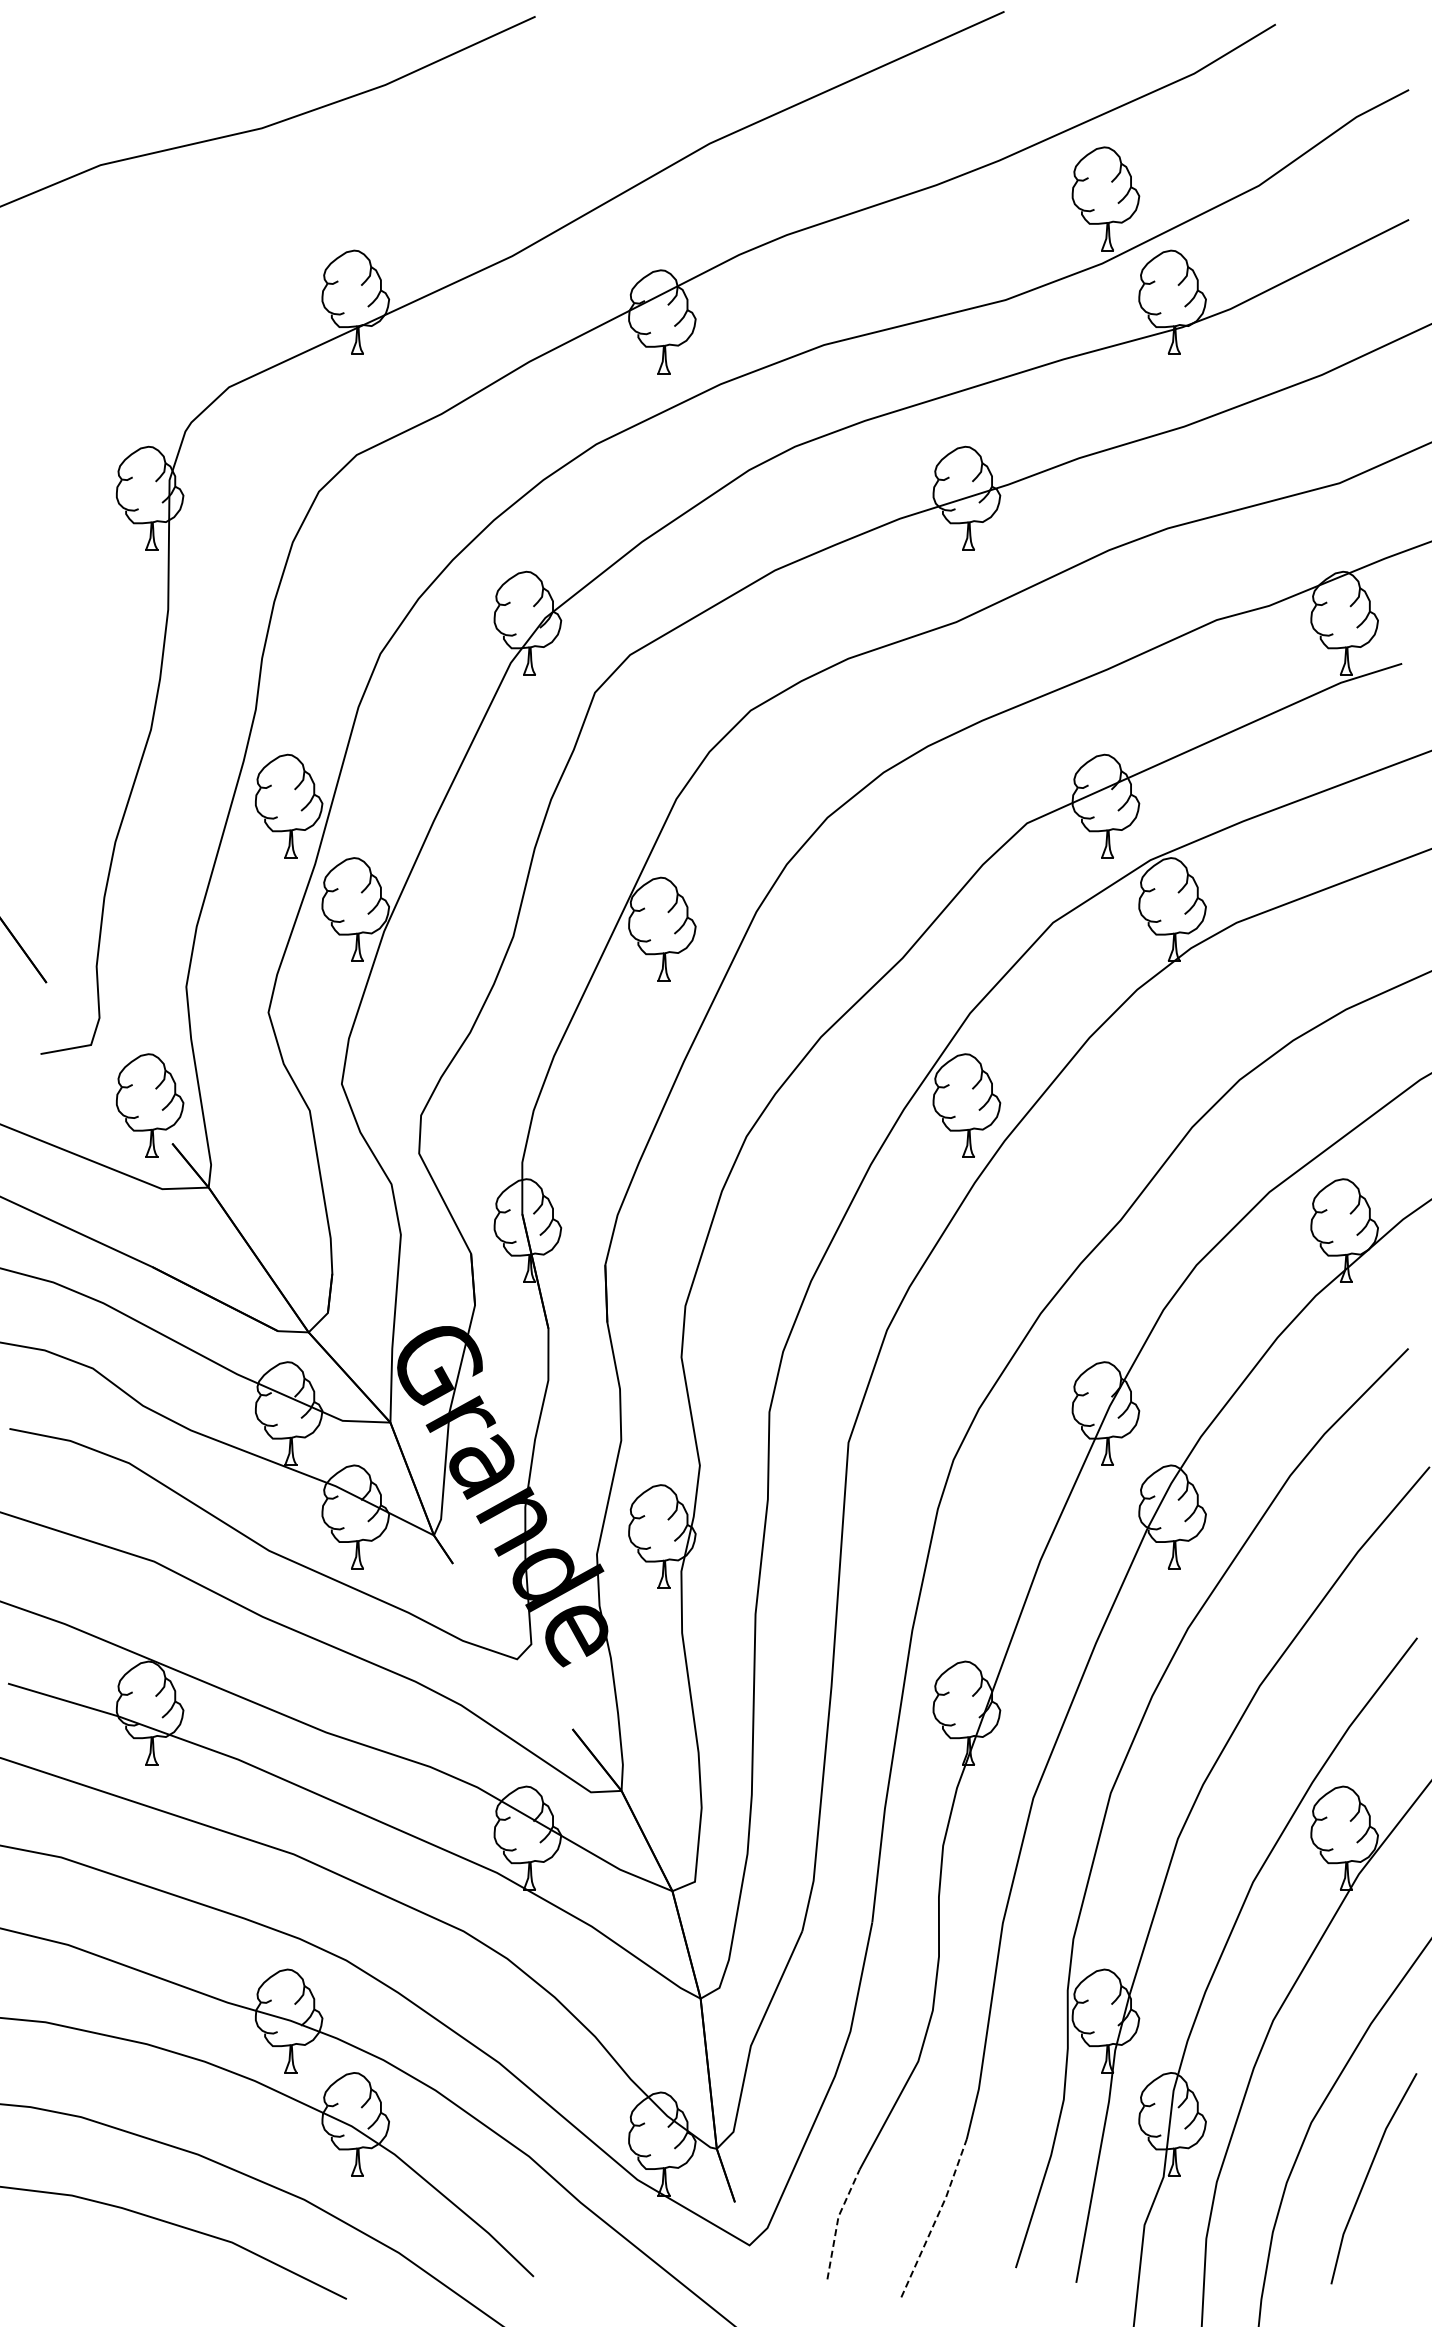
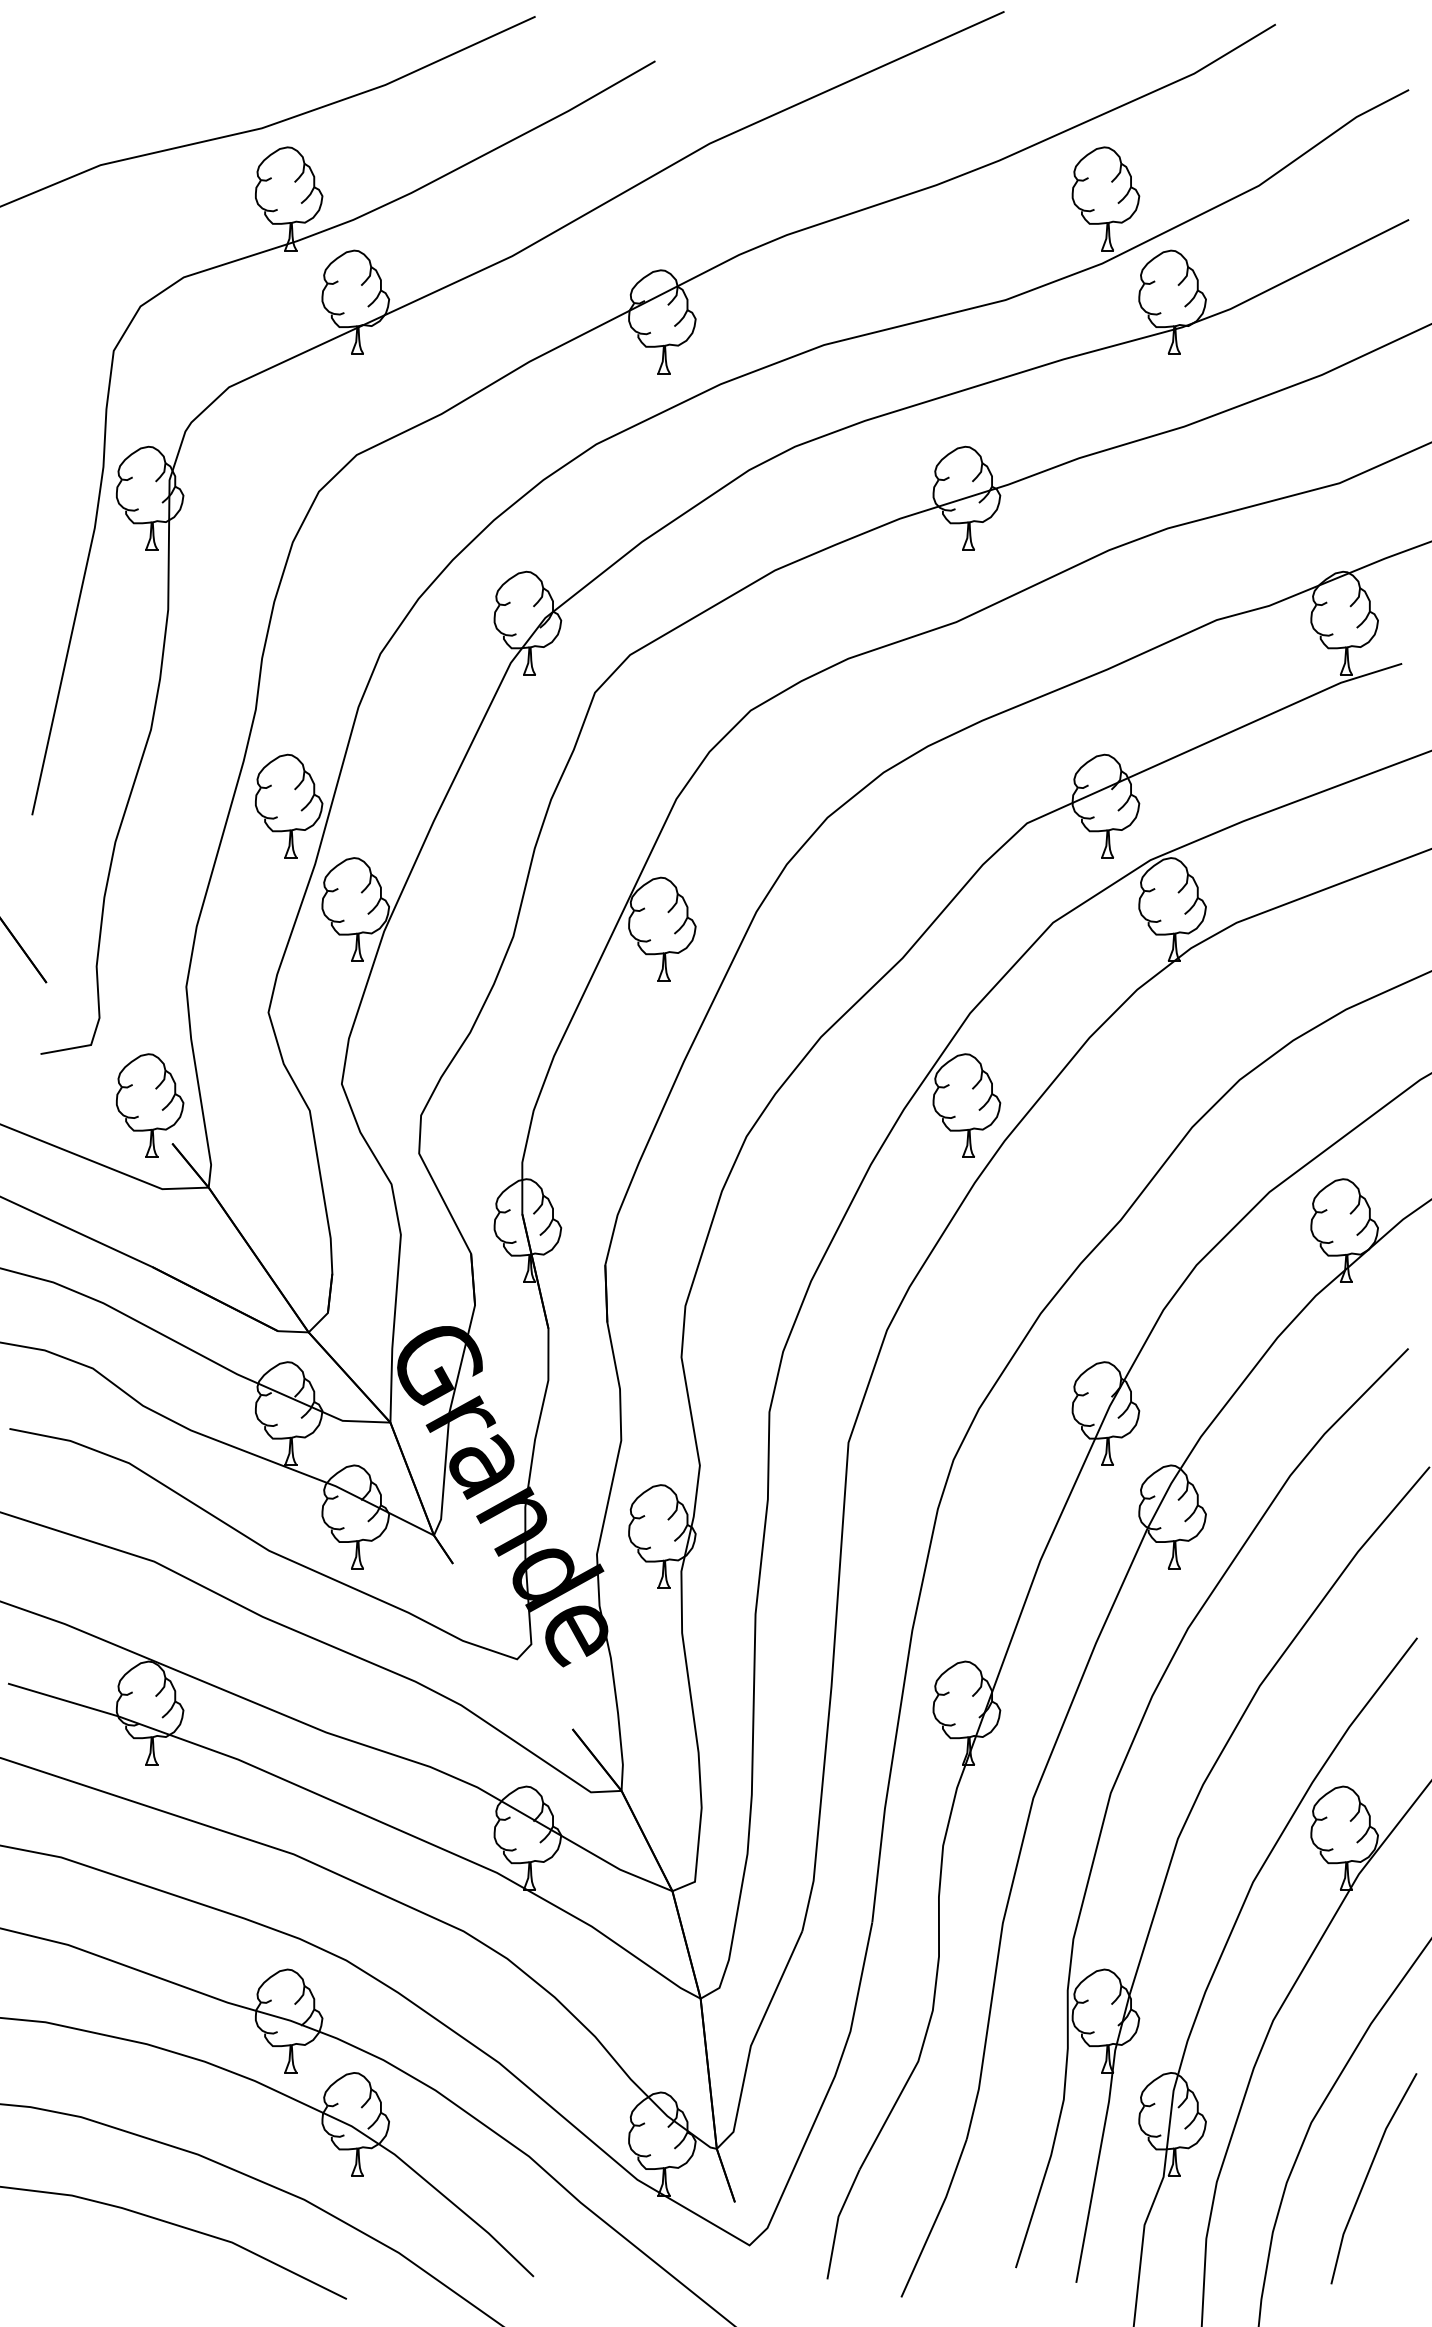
part: none -> present (297, 251)
line: dashed -> solid (936, 2218)
line: dashed -> solid (837, 2221)
